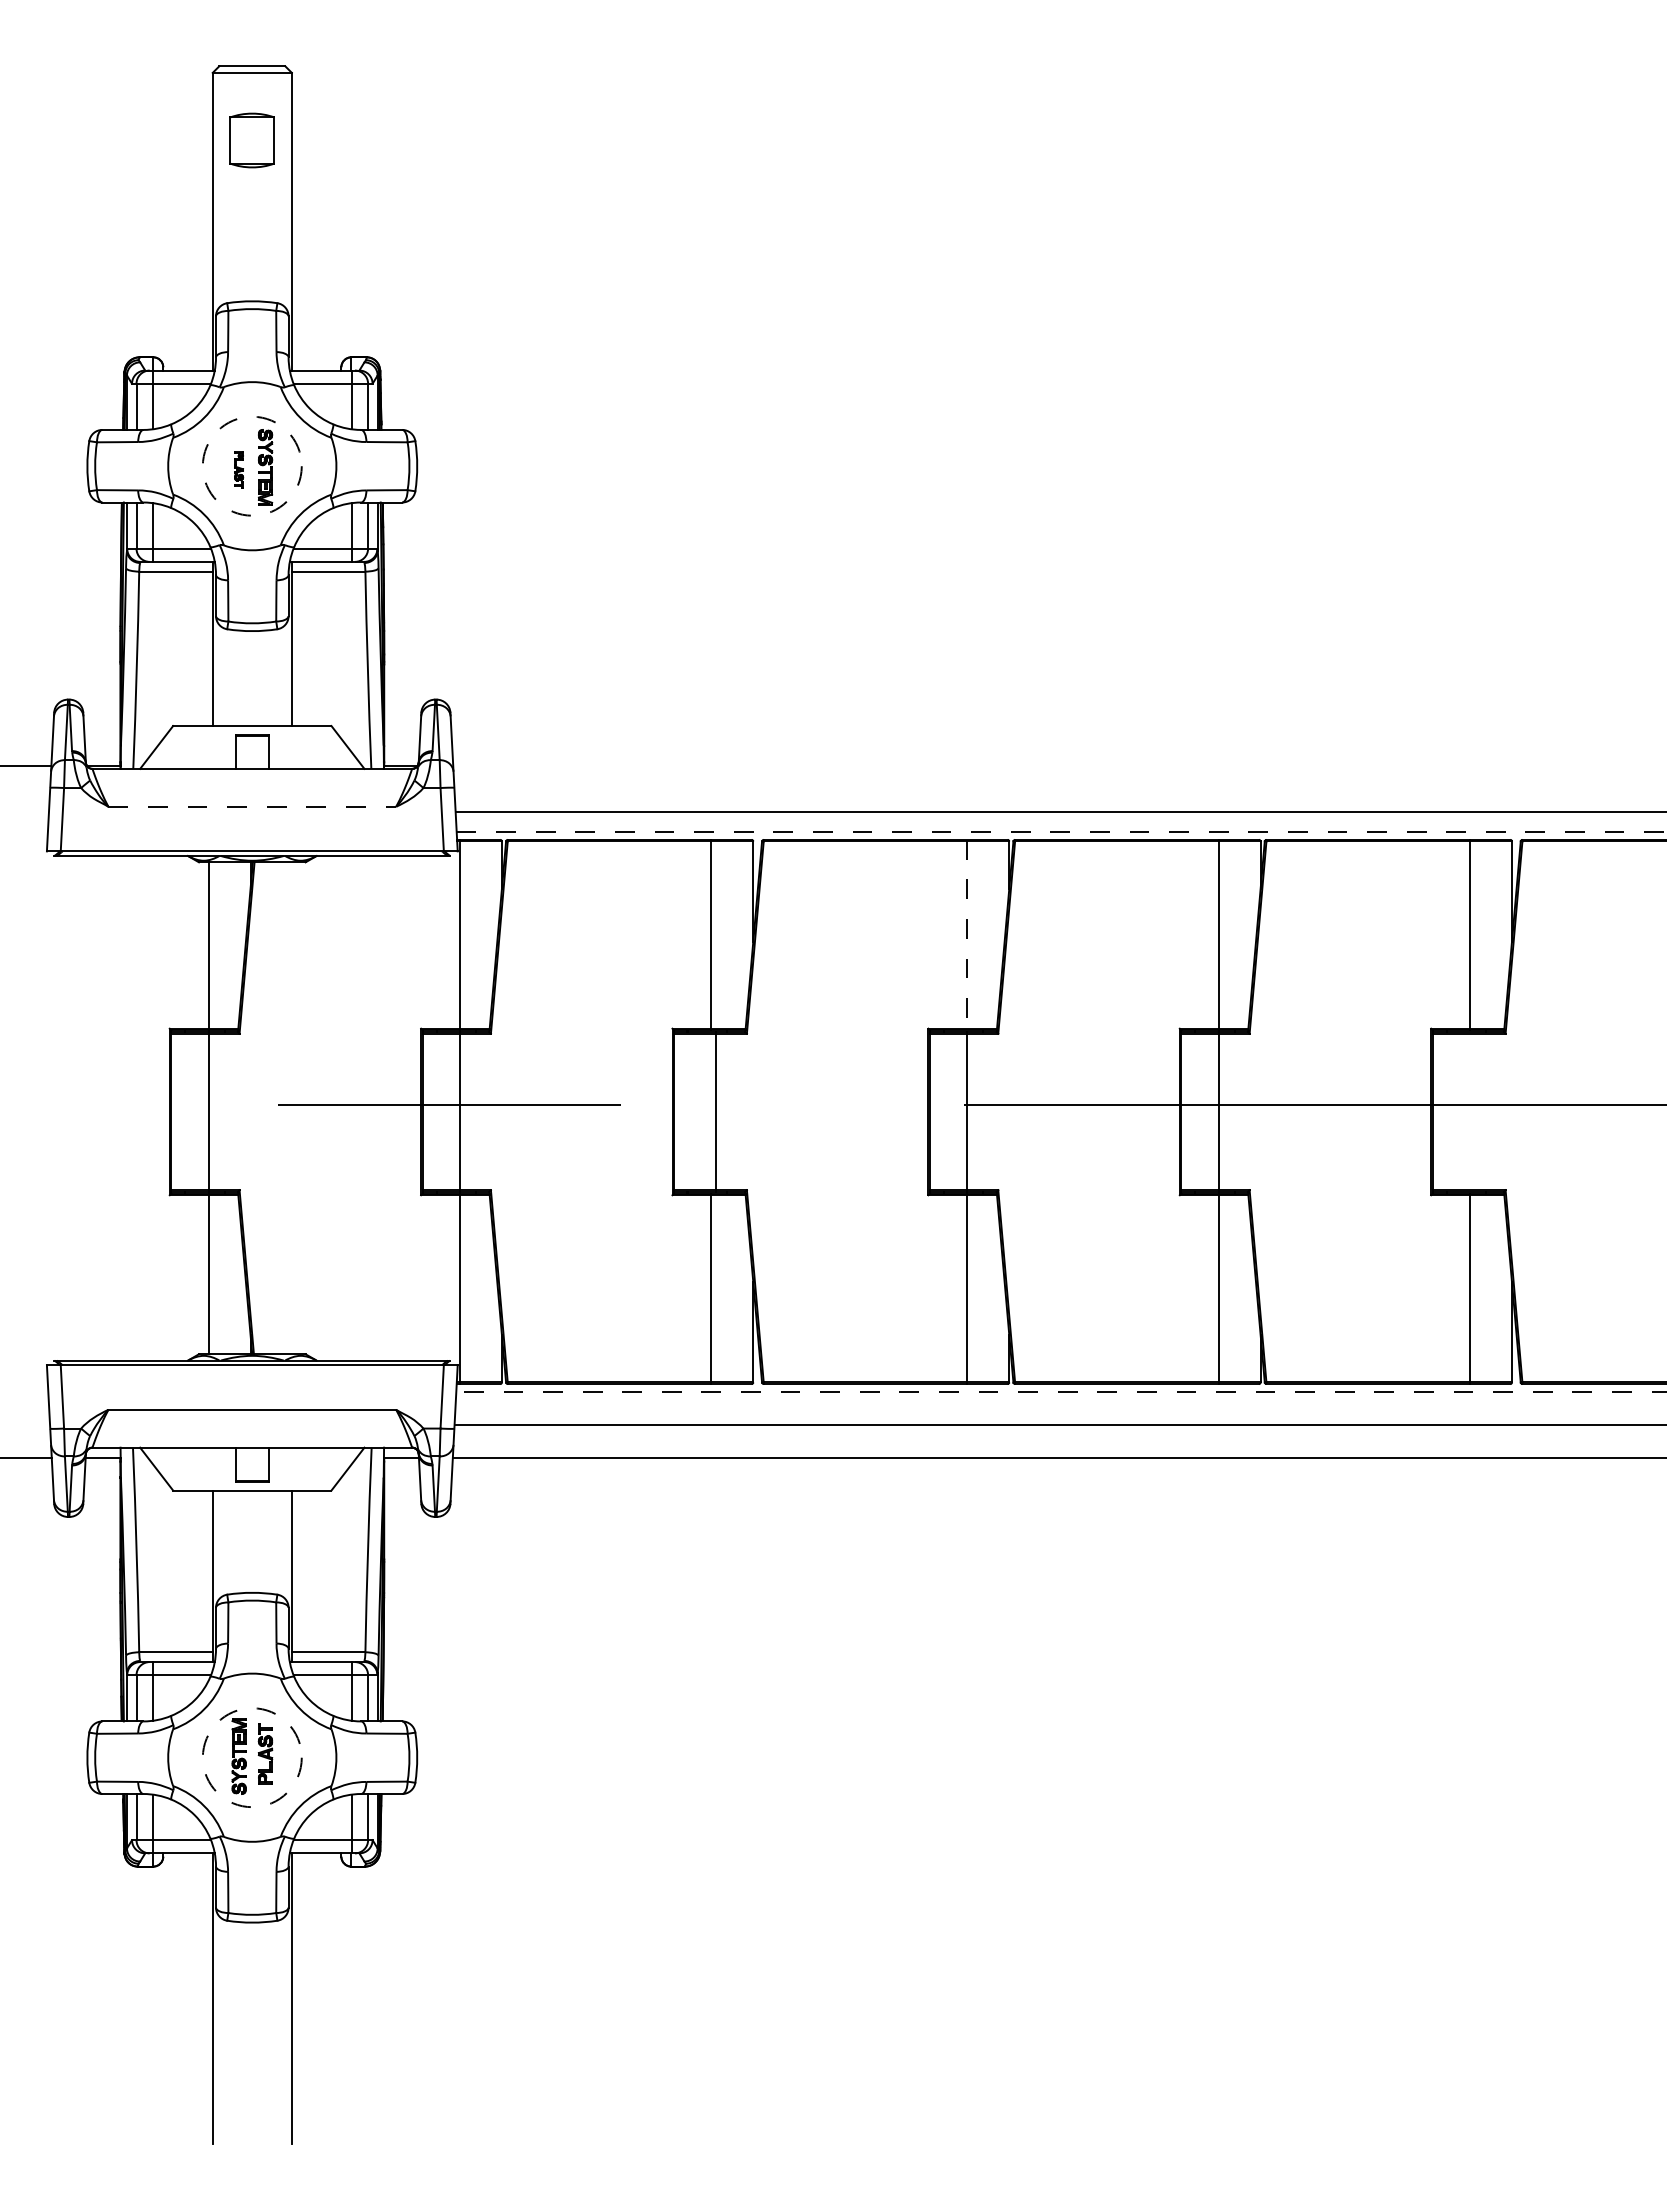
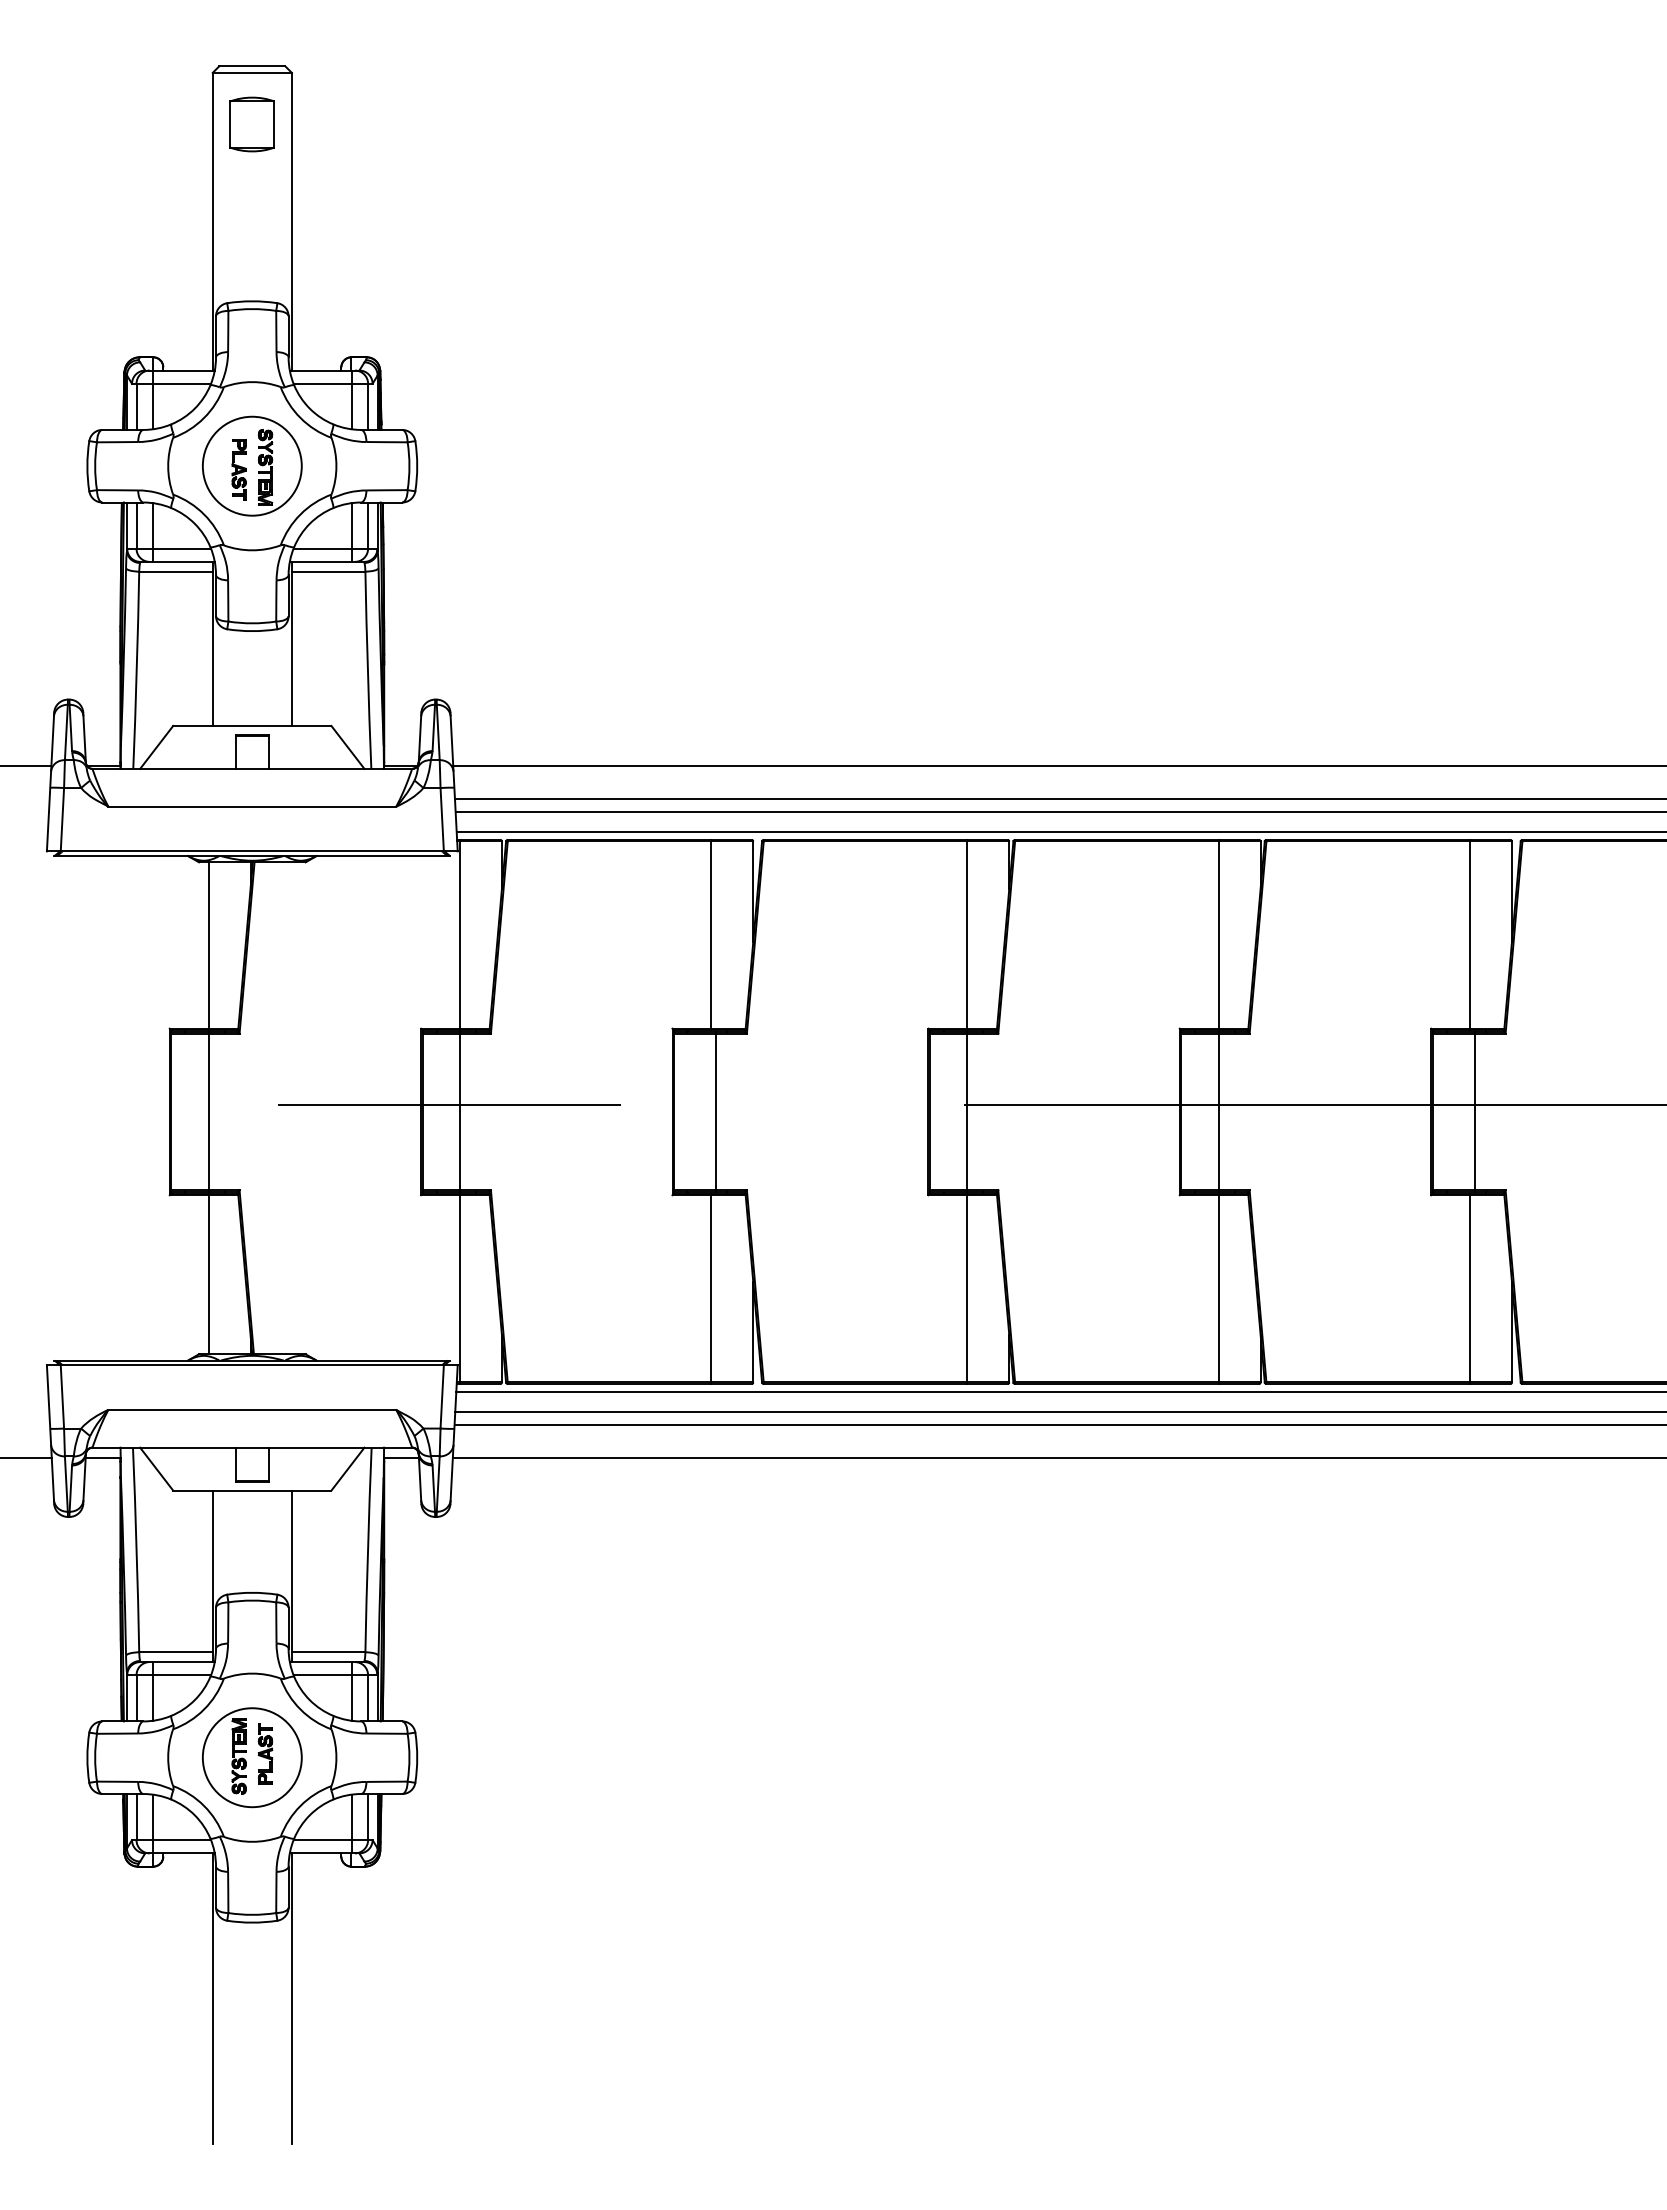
part position: (251, 140) -> (251, 124) (251, 124)
circle: dashed -> solid (251, 465)
part size: 11x38 px -> 16x62 px (238, 469)
line: none -> present (1058, 765)
line: none -> present (1058, 798)
line: dashed -> solid (252, 806)
line: dashed -> solid (1061, 831)
line: dashed -> solid (967, 935)
line: none -> present (1474, 1111)
line: dashed -> solid (1061, 1392)
line: none -> present (1059, 1412)
circle: dashed -> solid (251, 1757)
